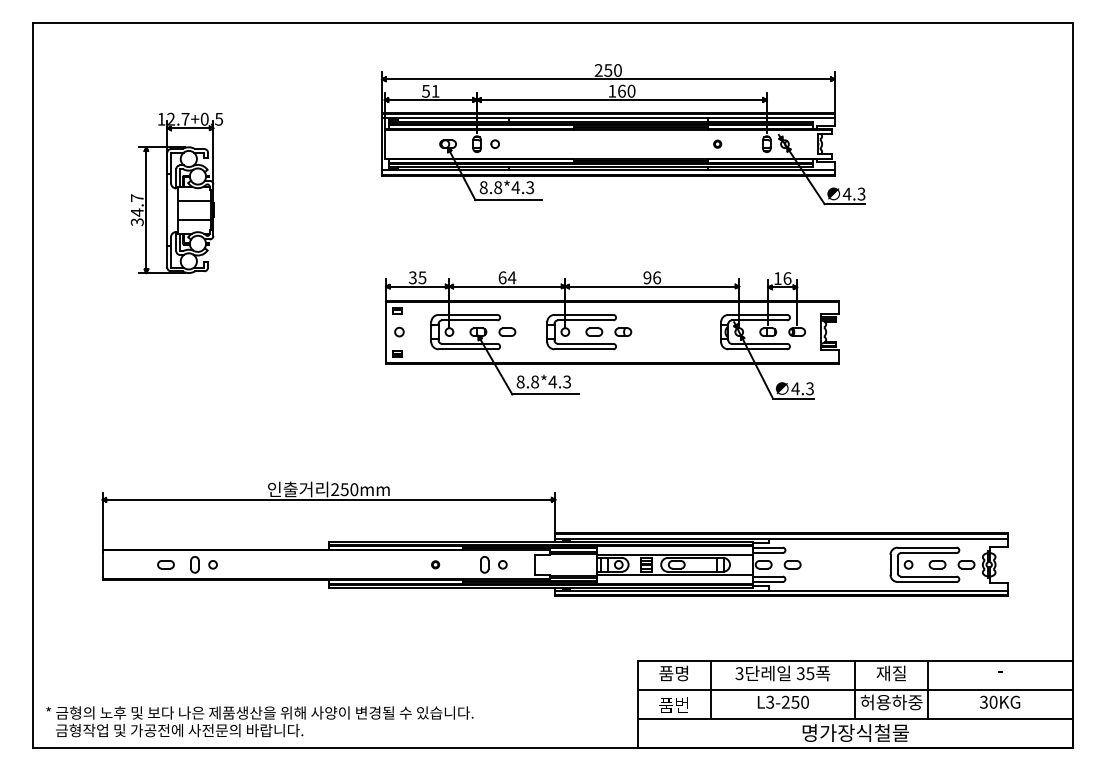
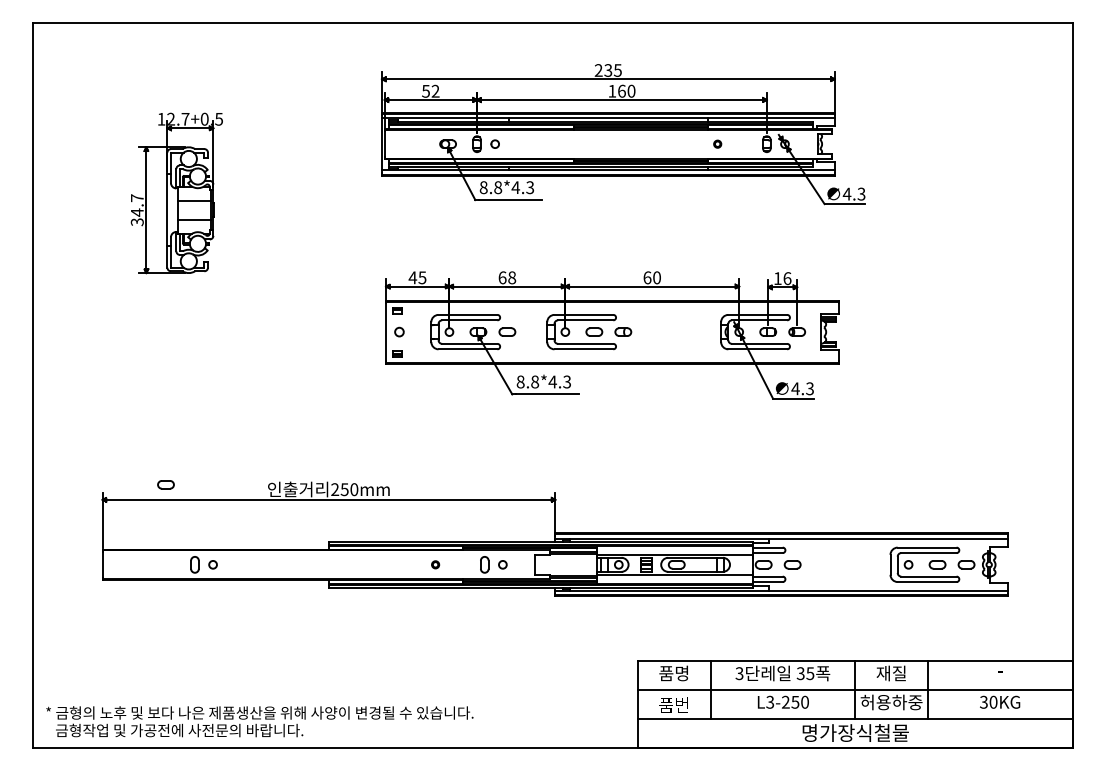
text: 250 -> 235 (612, 70)
text: 51 -> 52 (435, 90)
text: 35 -> 45 (412, 277)
text: 64 -> 68 (511, 277)
text: 96 -> 60 (652, 277)
part position: (165, 564) -> (165, 484) (165, 484)
